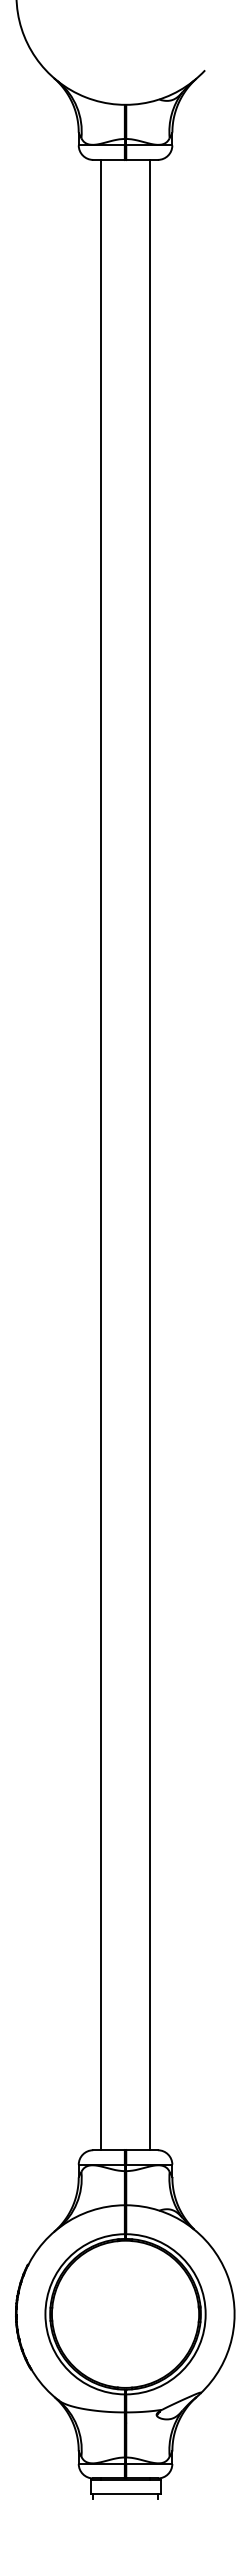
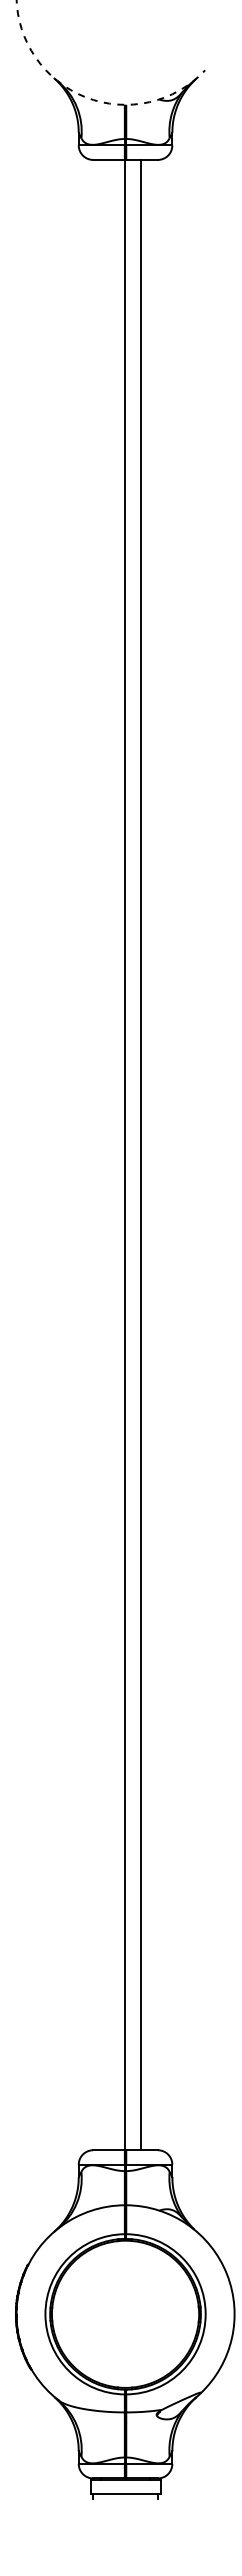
arc: solid -> dashed (87, 97)
line position: (101, 1154) -> (141, 1154) (141, 1154)
line position: (149, 1154) -> (124, 1154) (124, 1154)
